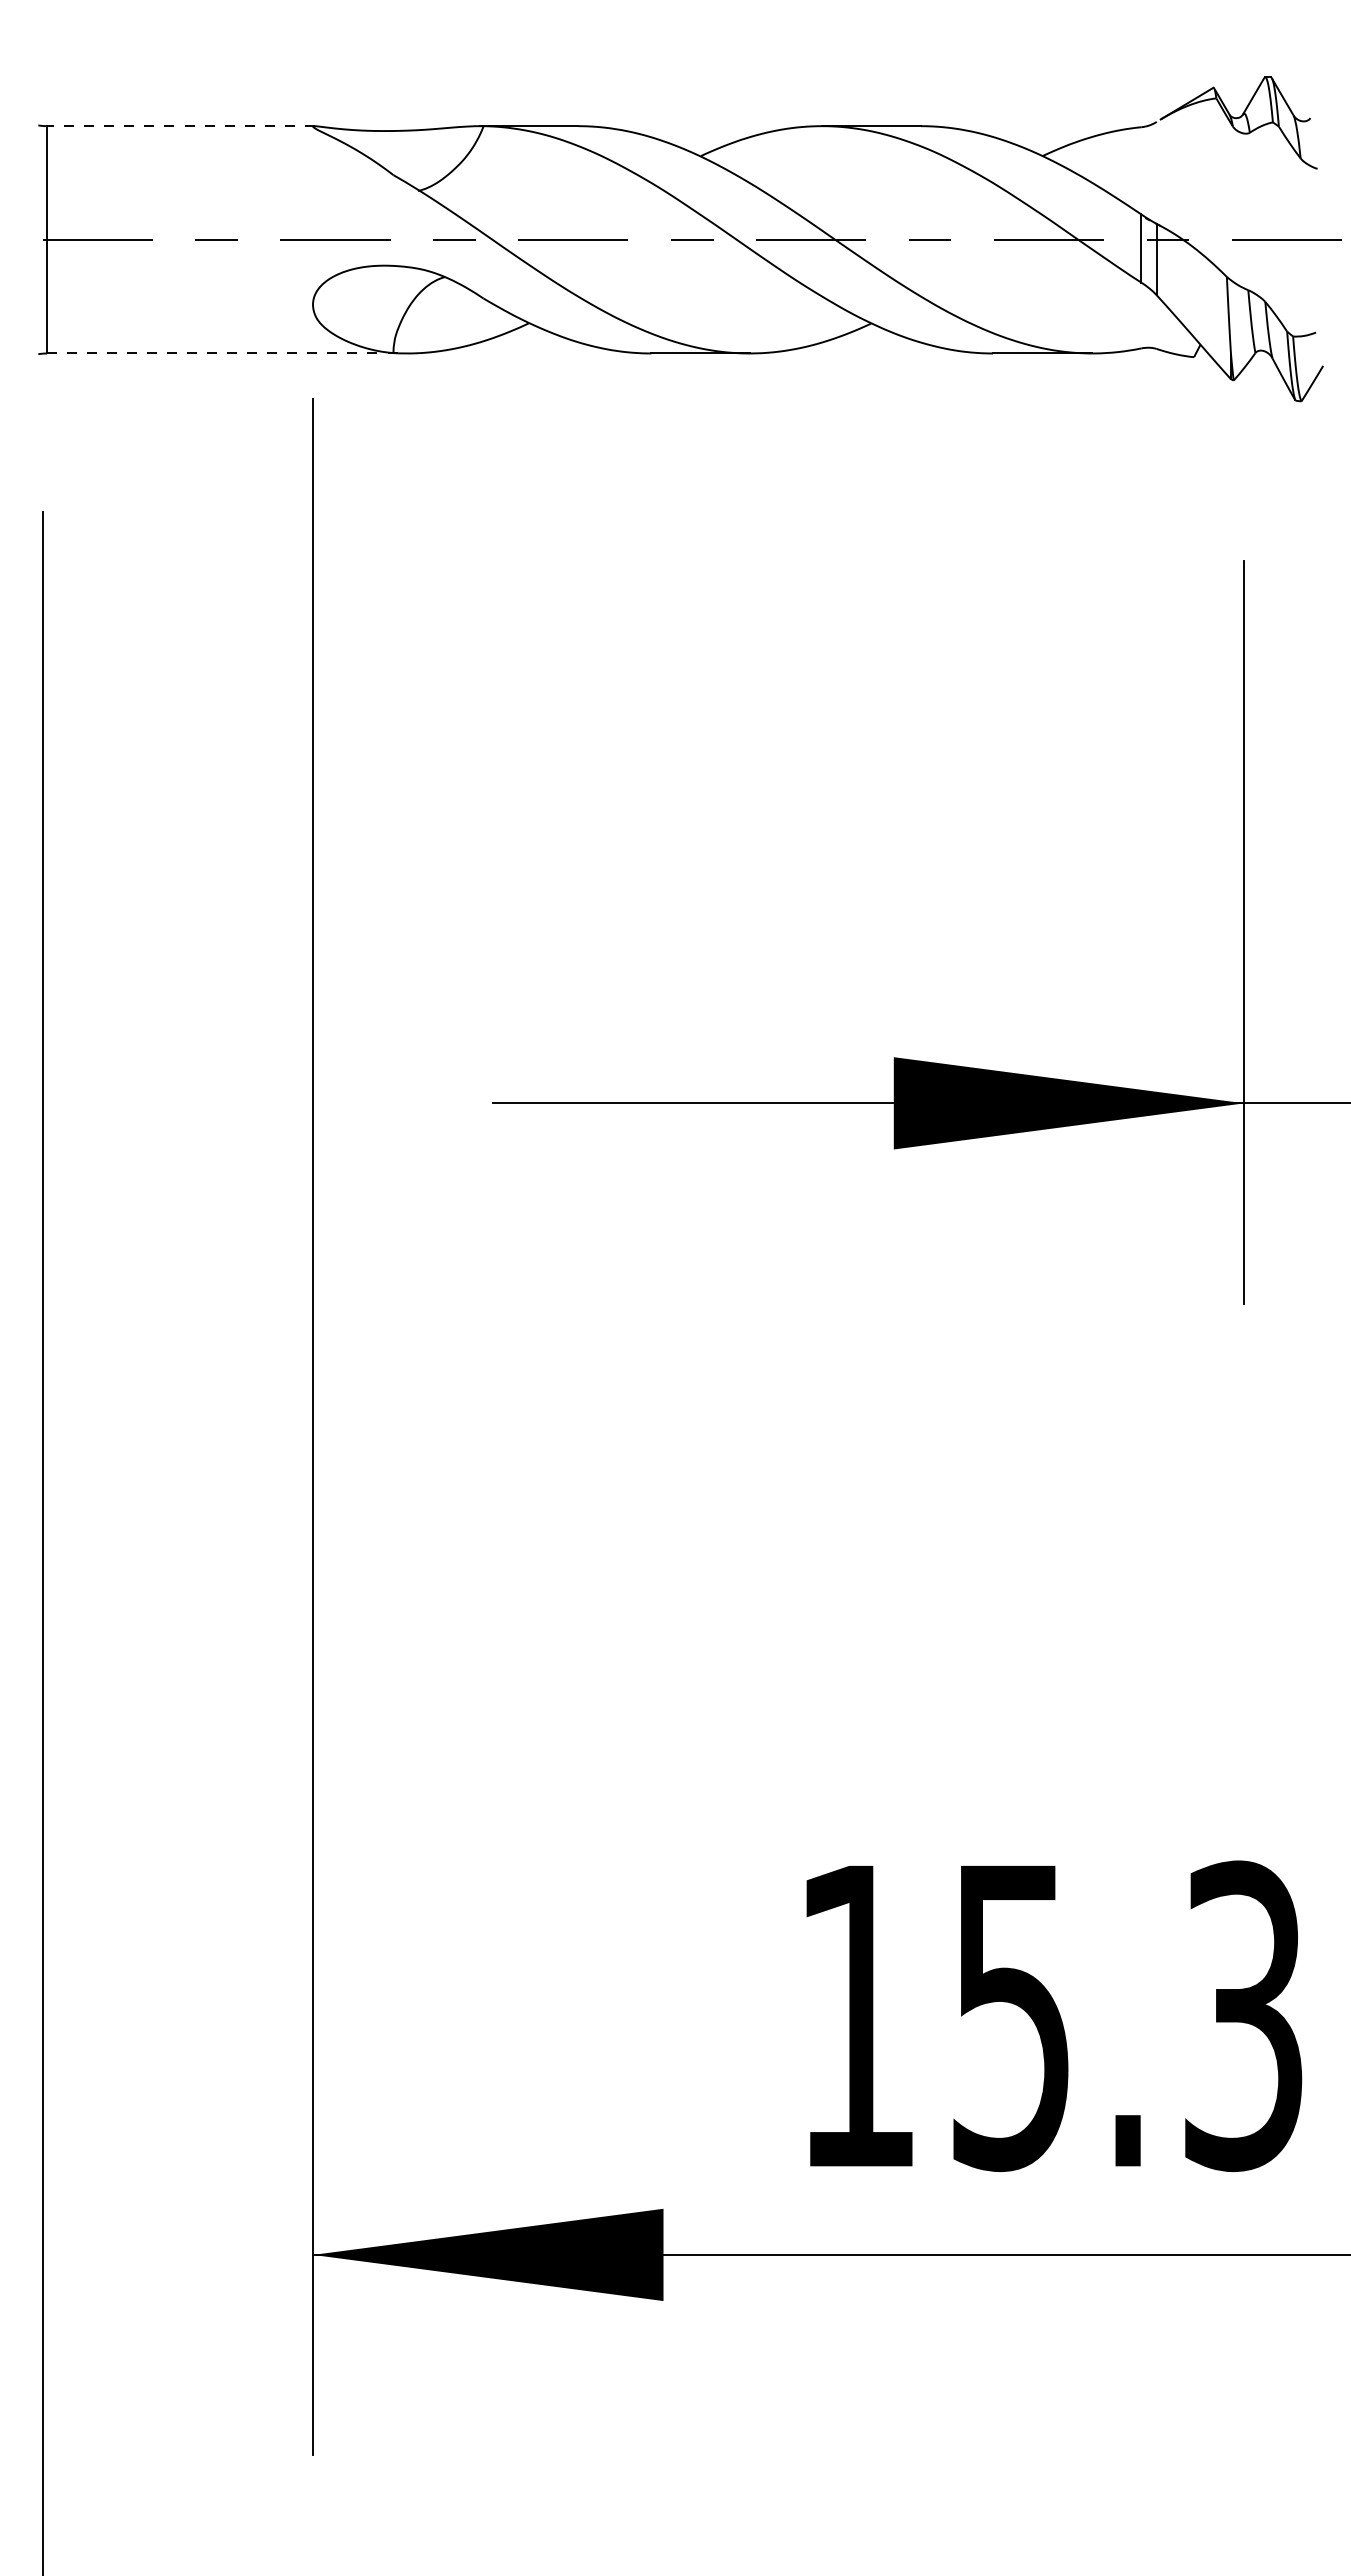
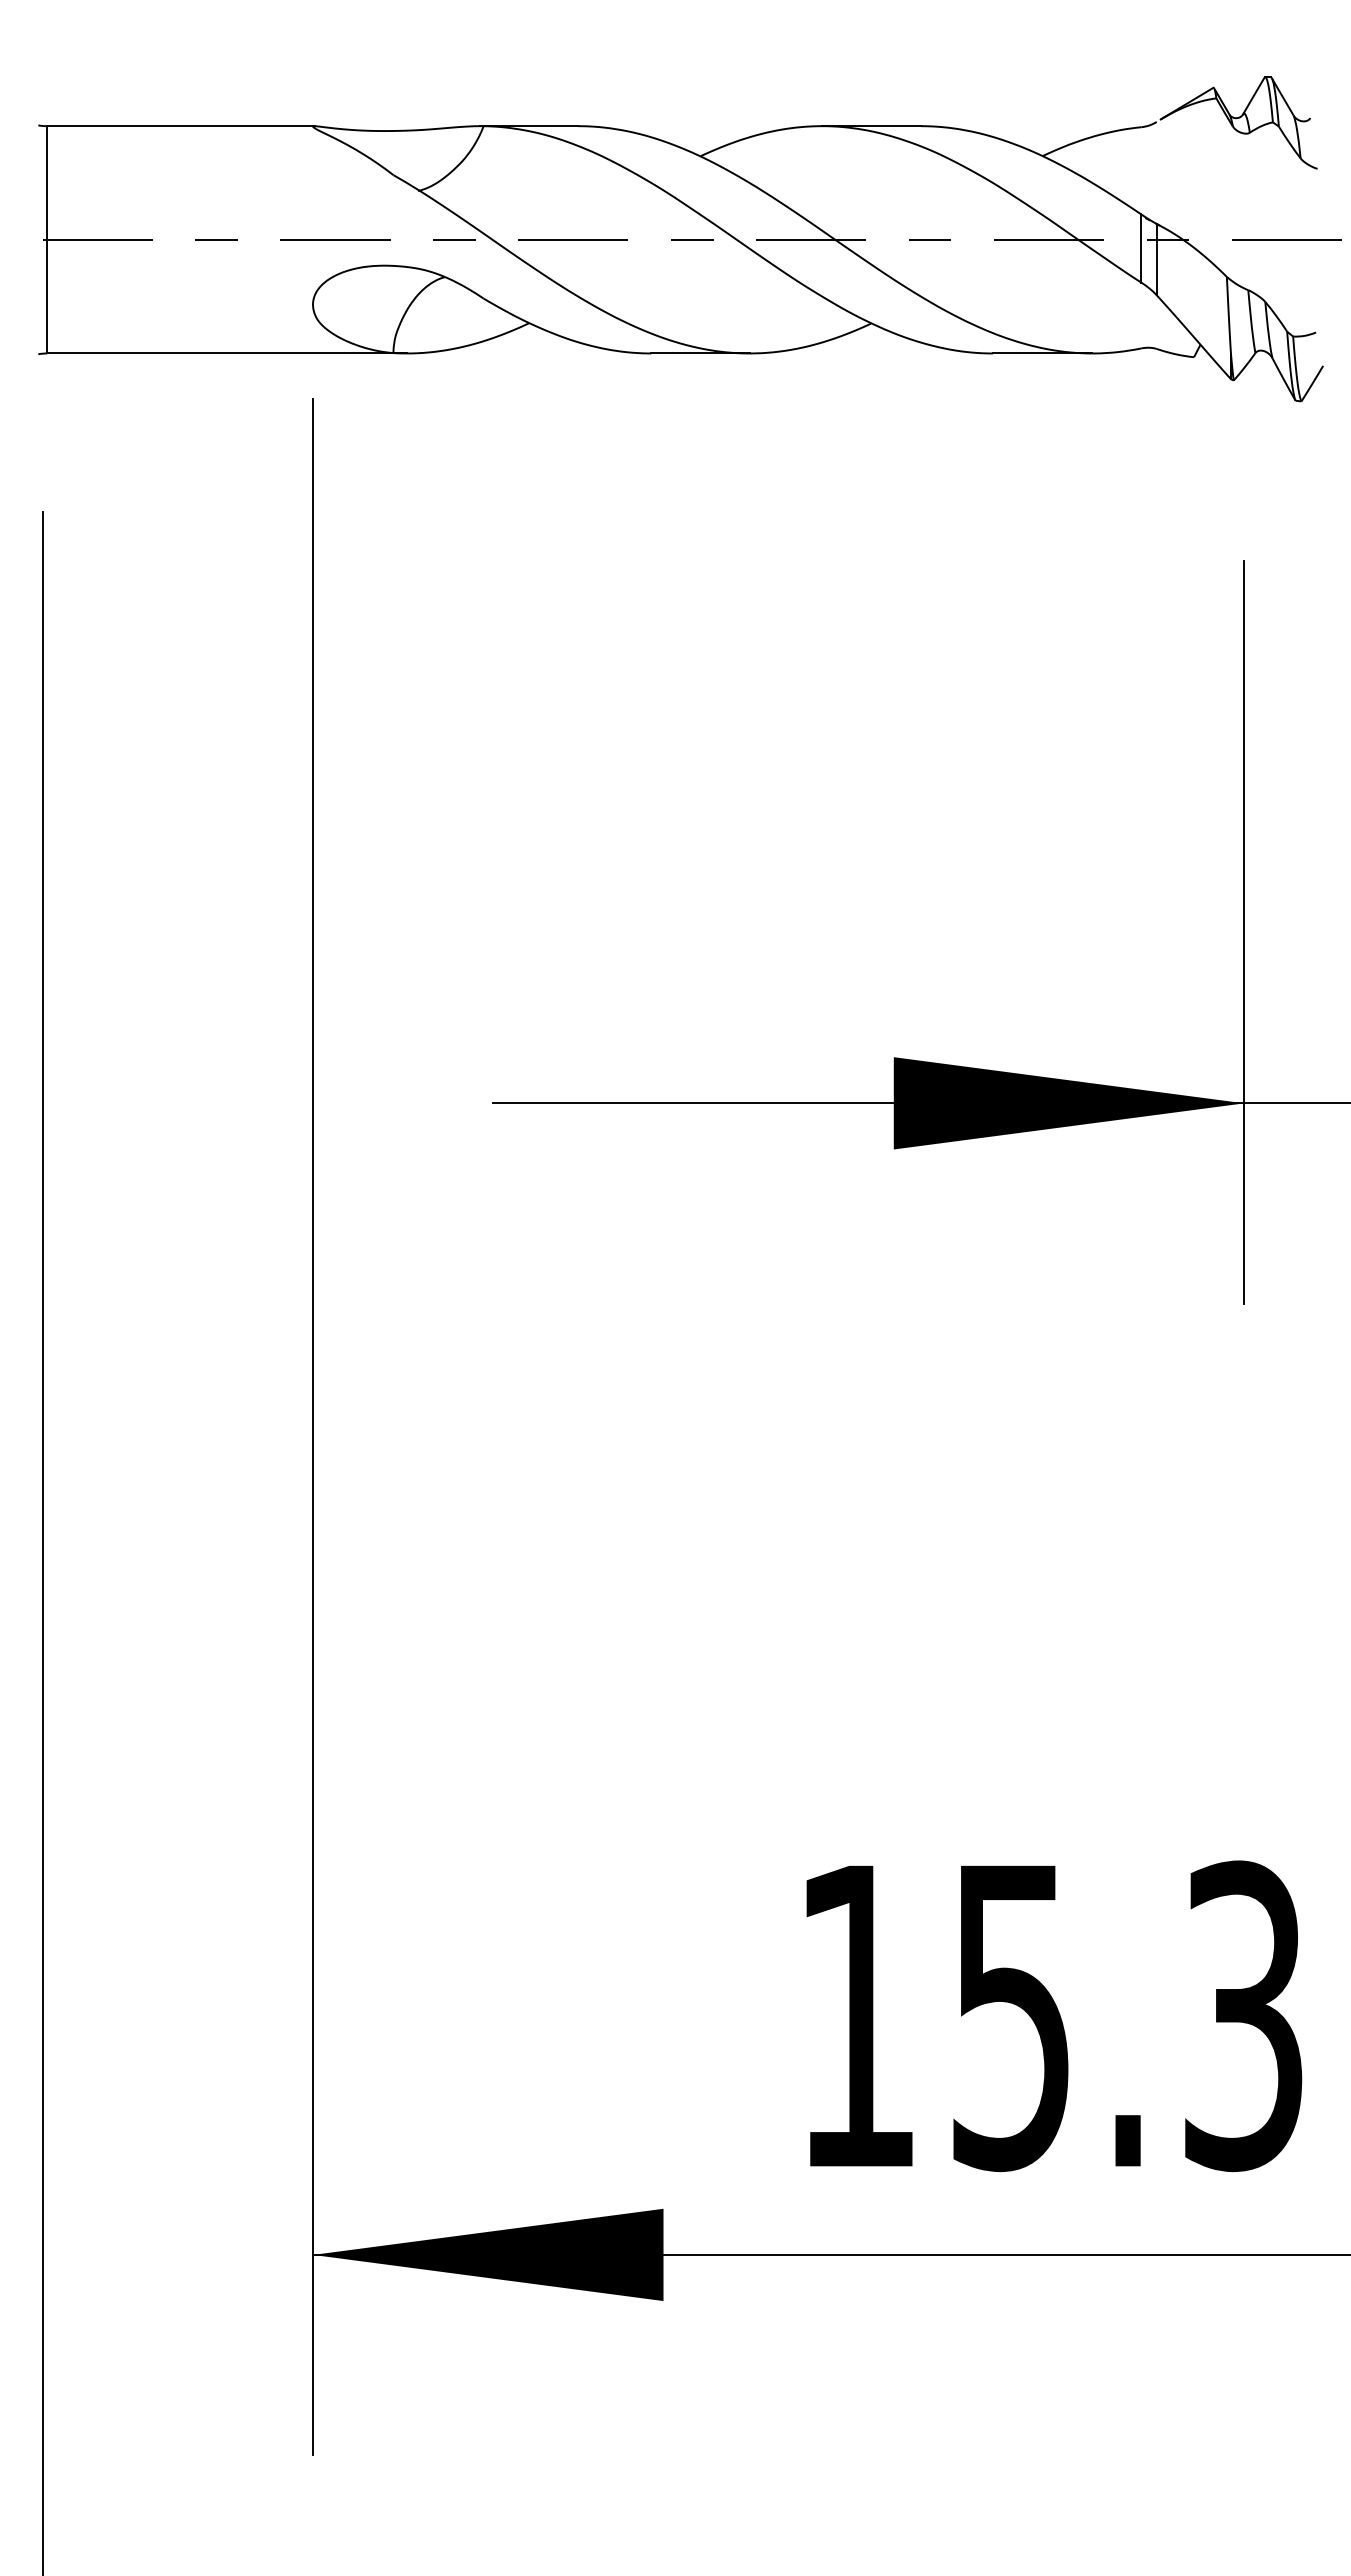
line: dashed -> solid (180, 126)
line: dashed -> solid (226, 353)
